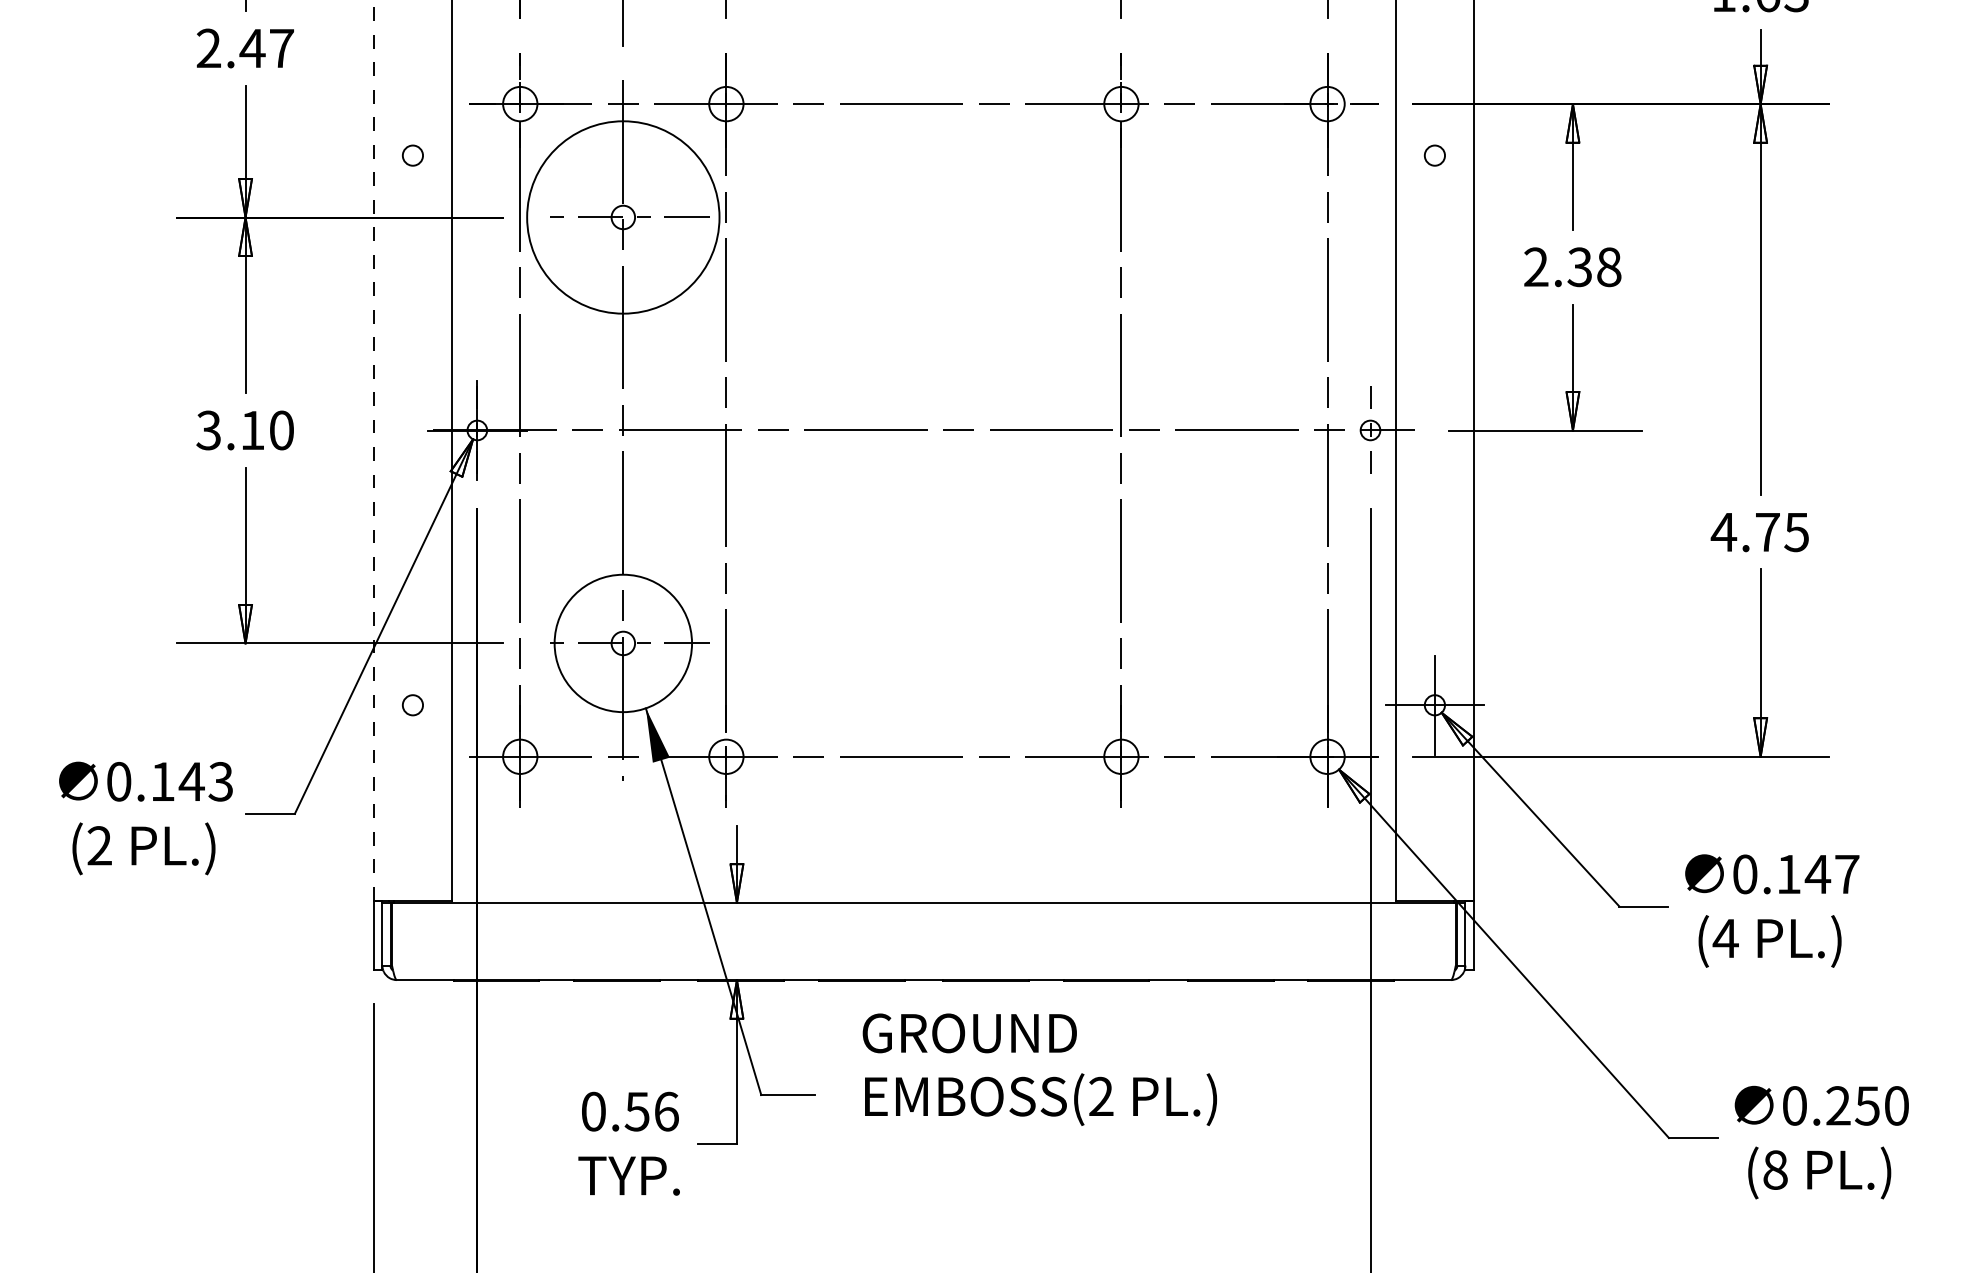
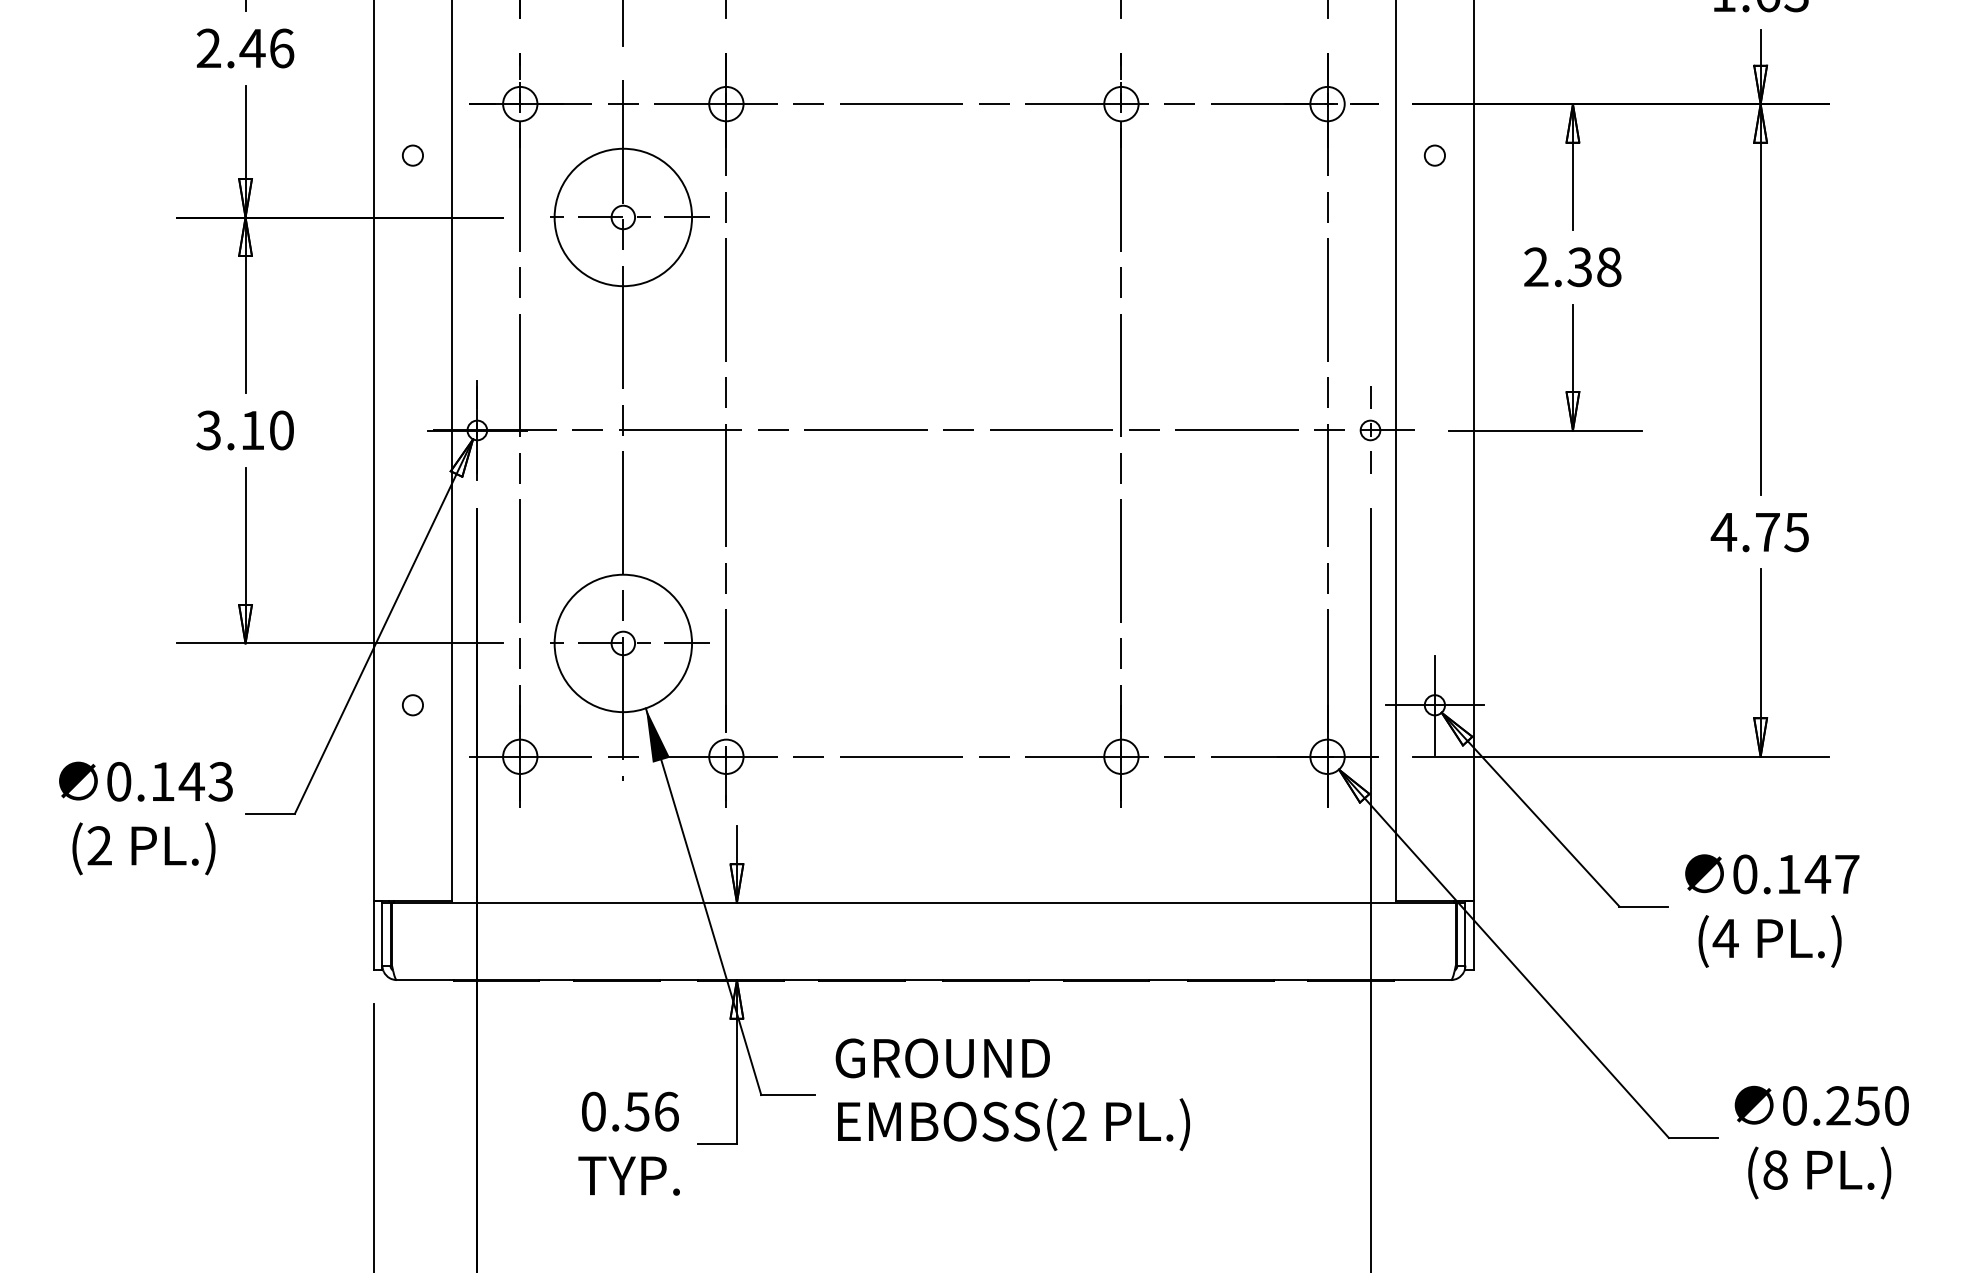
text: 2.47 -> 2.46 (282, 48)
circle diameter: 192 px -> 137 px (623, 217)
line: dashed -> solid (374, 449)
text position: (1039, 1069) -> (1012, 1094) (1012, 1094)
